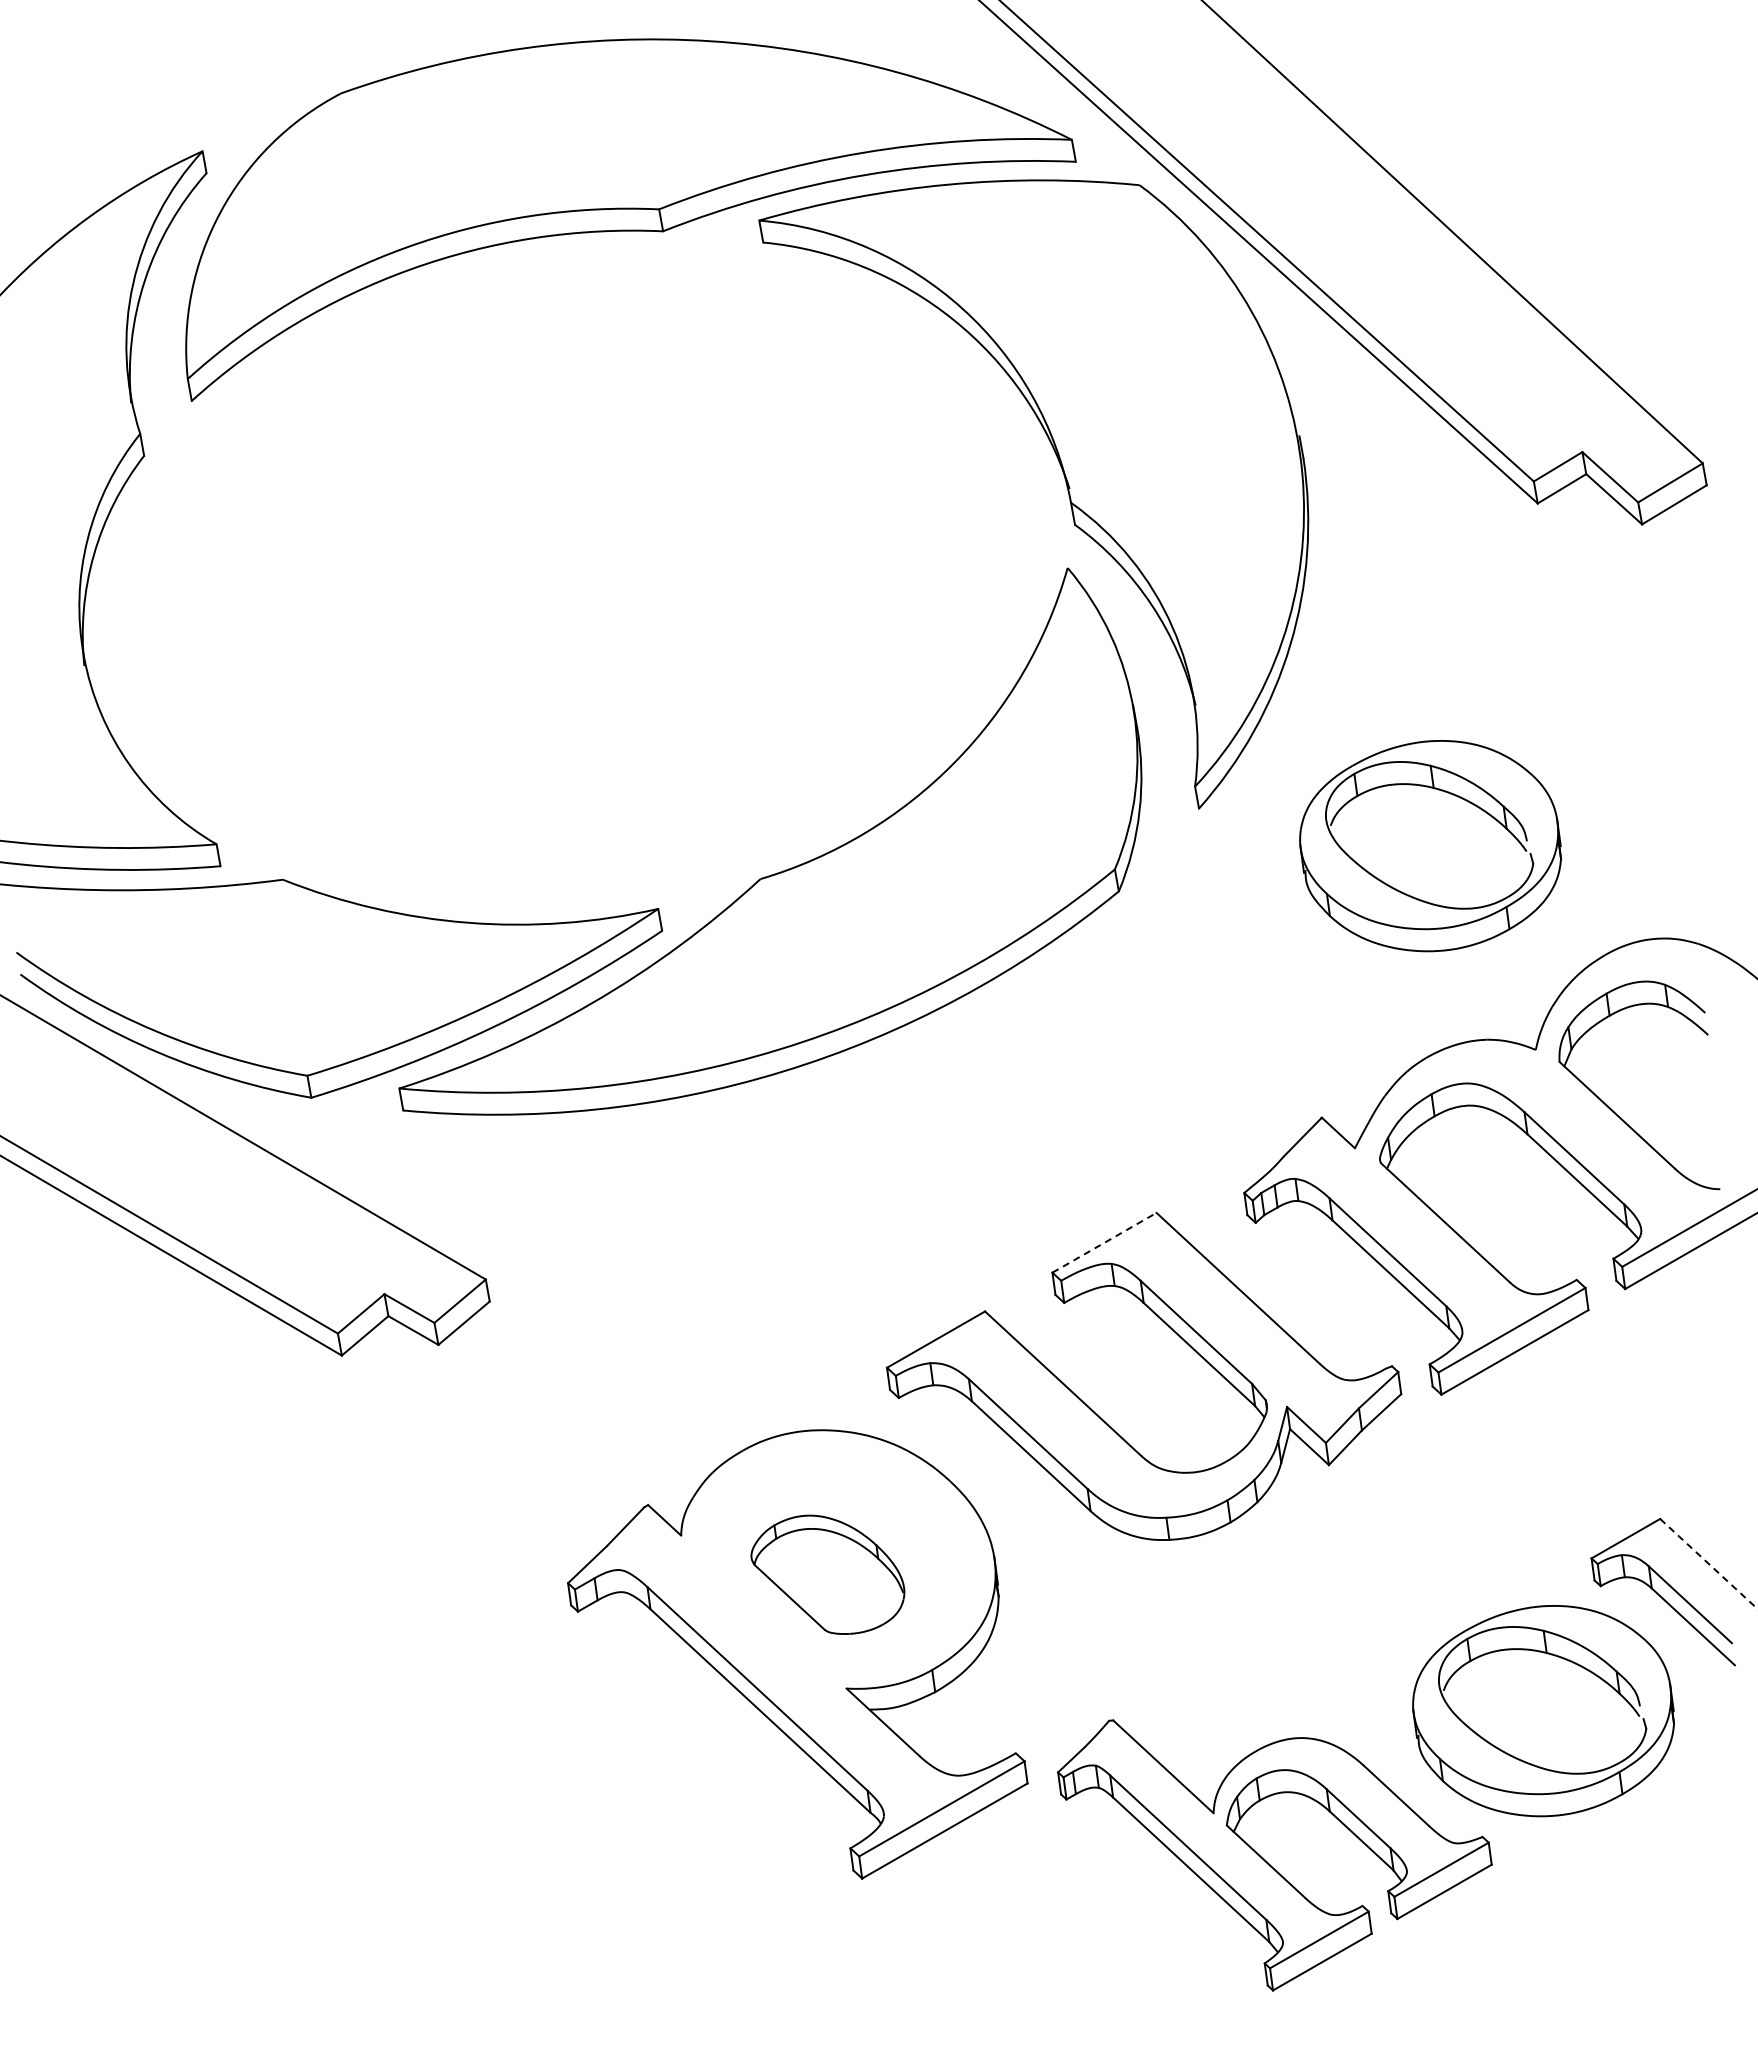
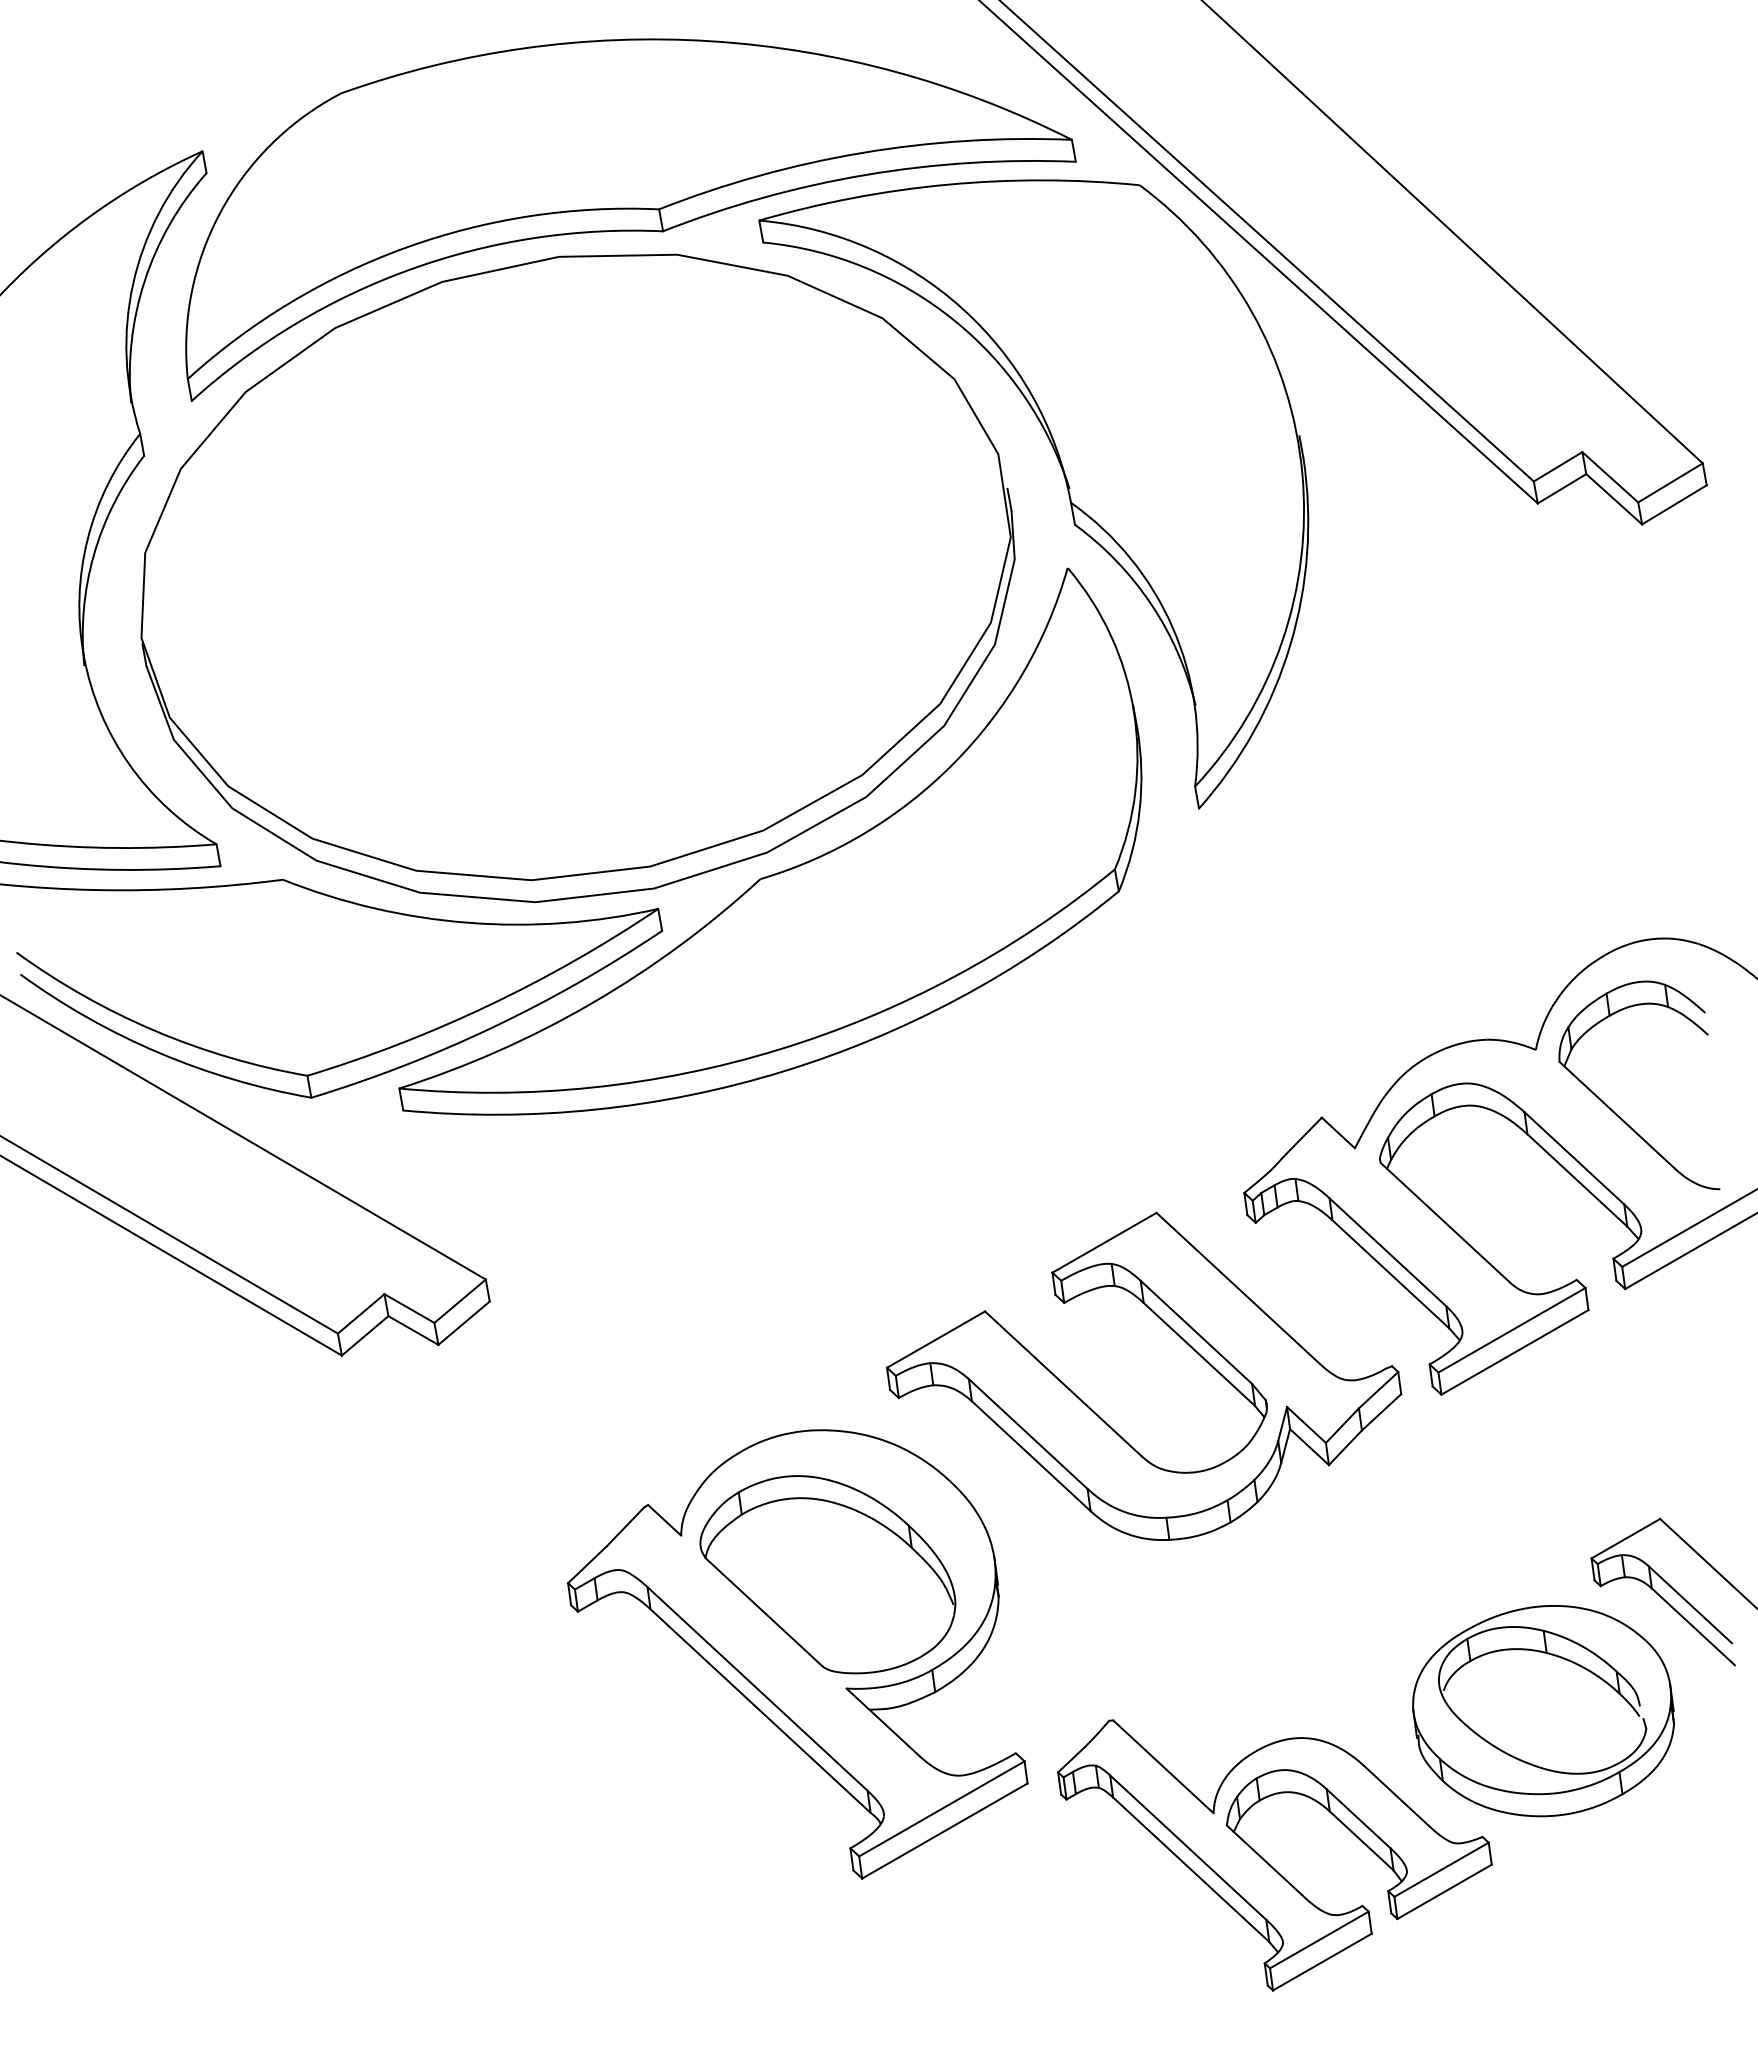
part: none -> present (577, 578)
part: present -> none (1430, 846)
line: dashed -> solid (1104, 1242)
line: dashed -> solid (1709, 1564)
part size: 156x121 px -> 258x200 px (827, 1574)
